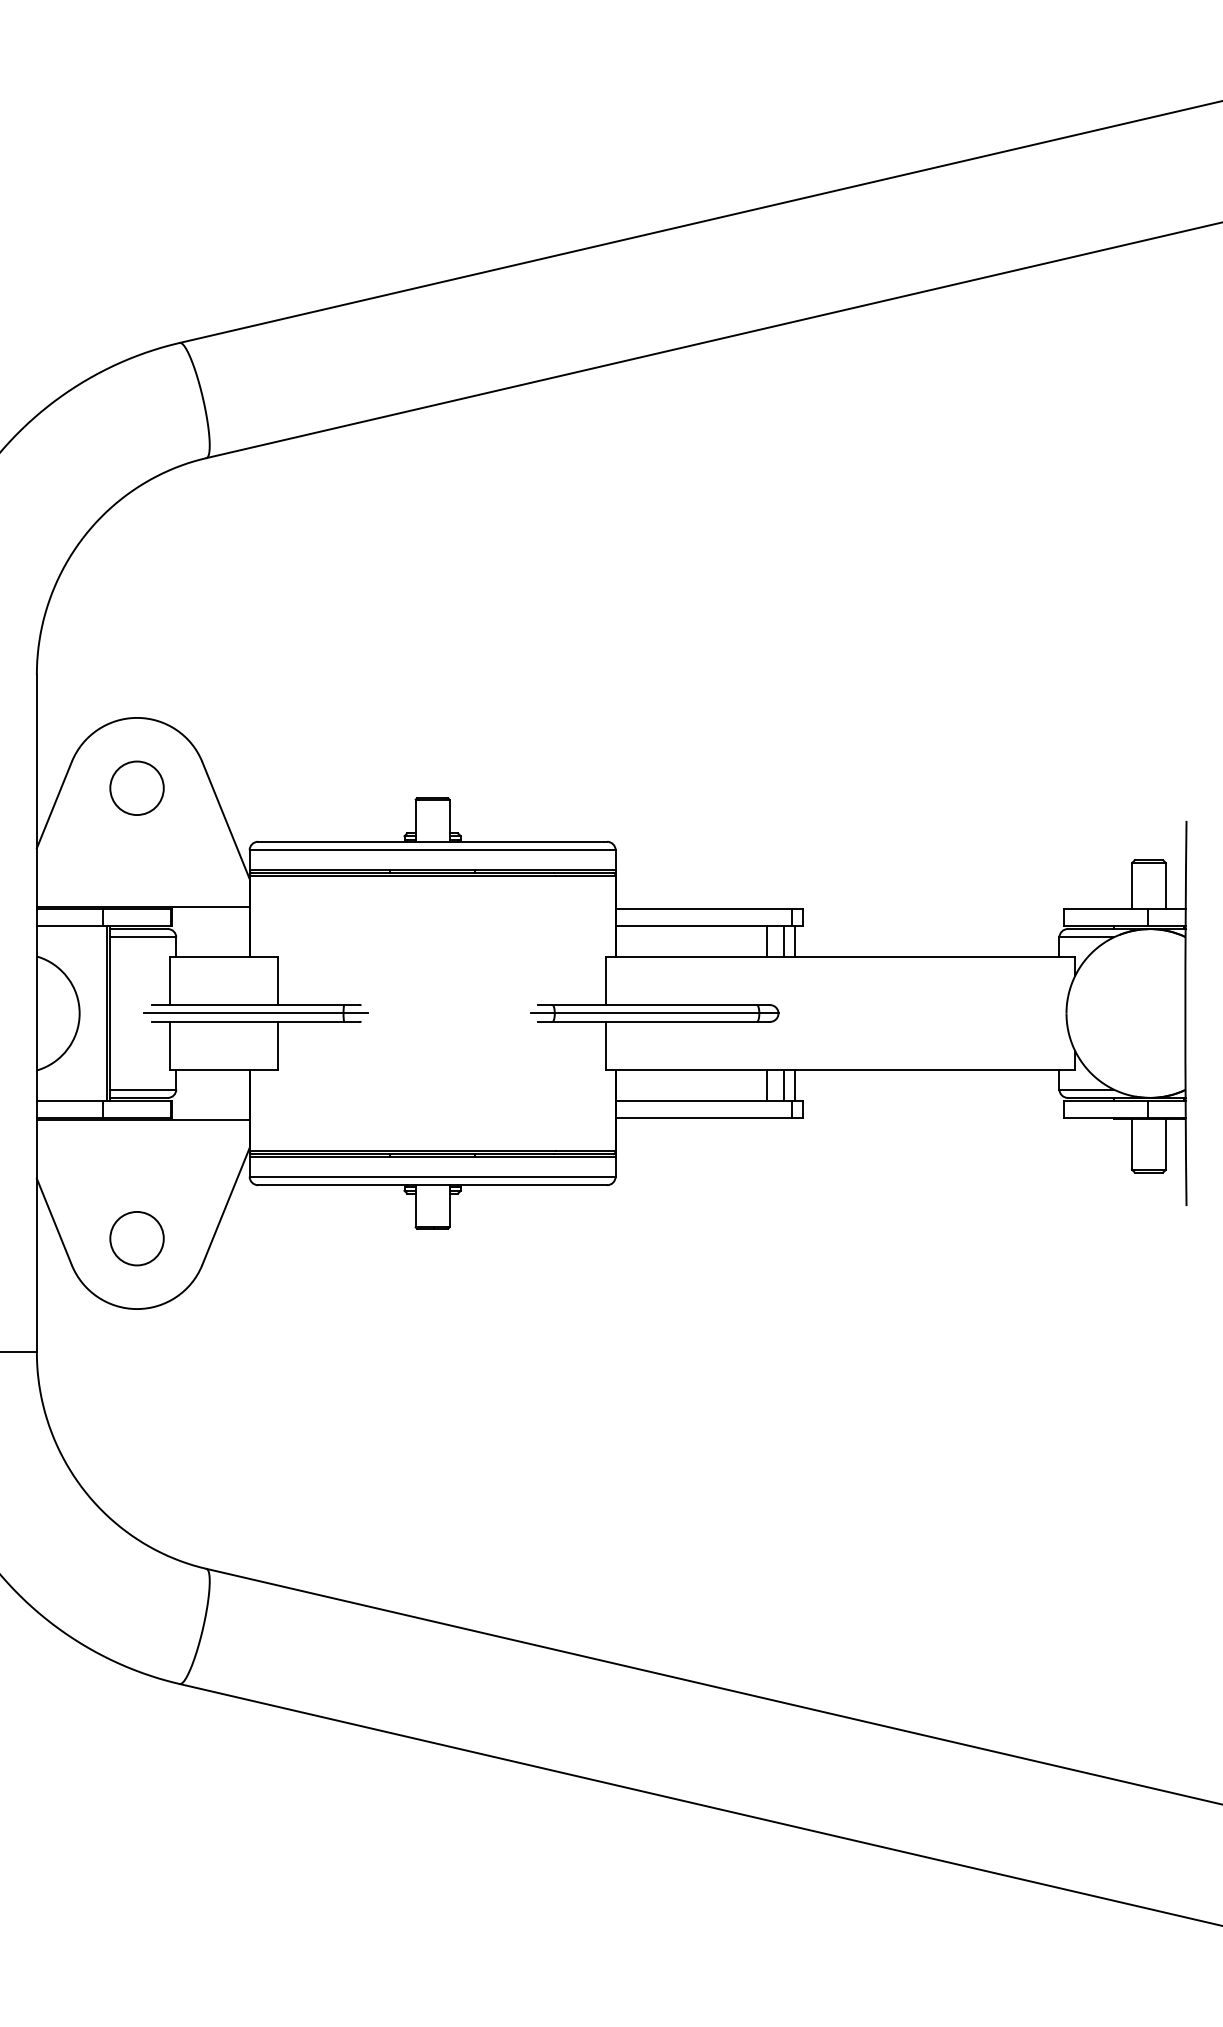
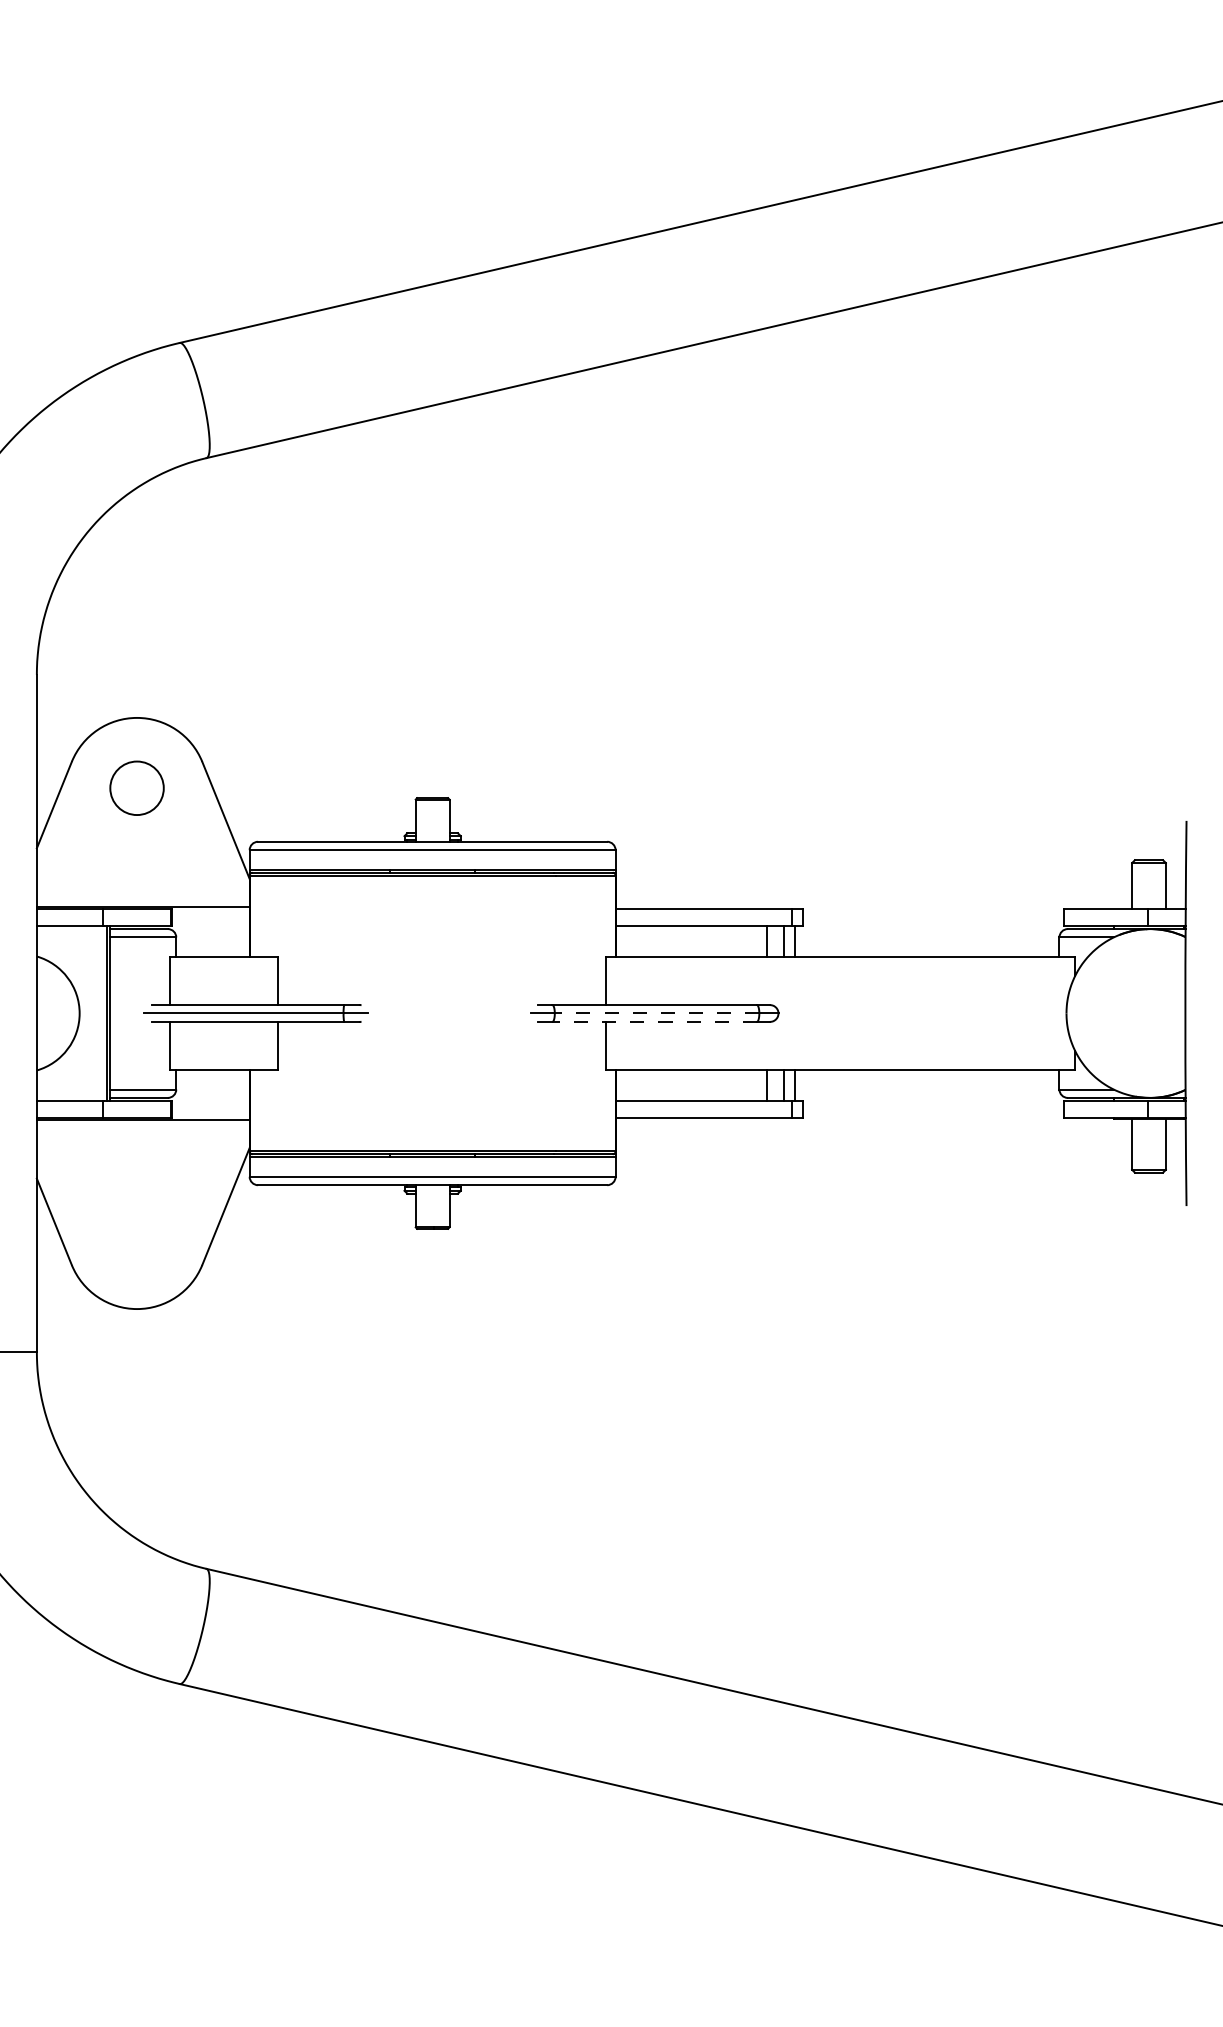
line: solid -> dashed (656, 1013)
line: solid -> dashed (654, 1021)
circle: present -> none (136, 1238)
